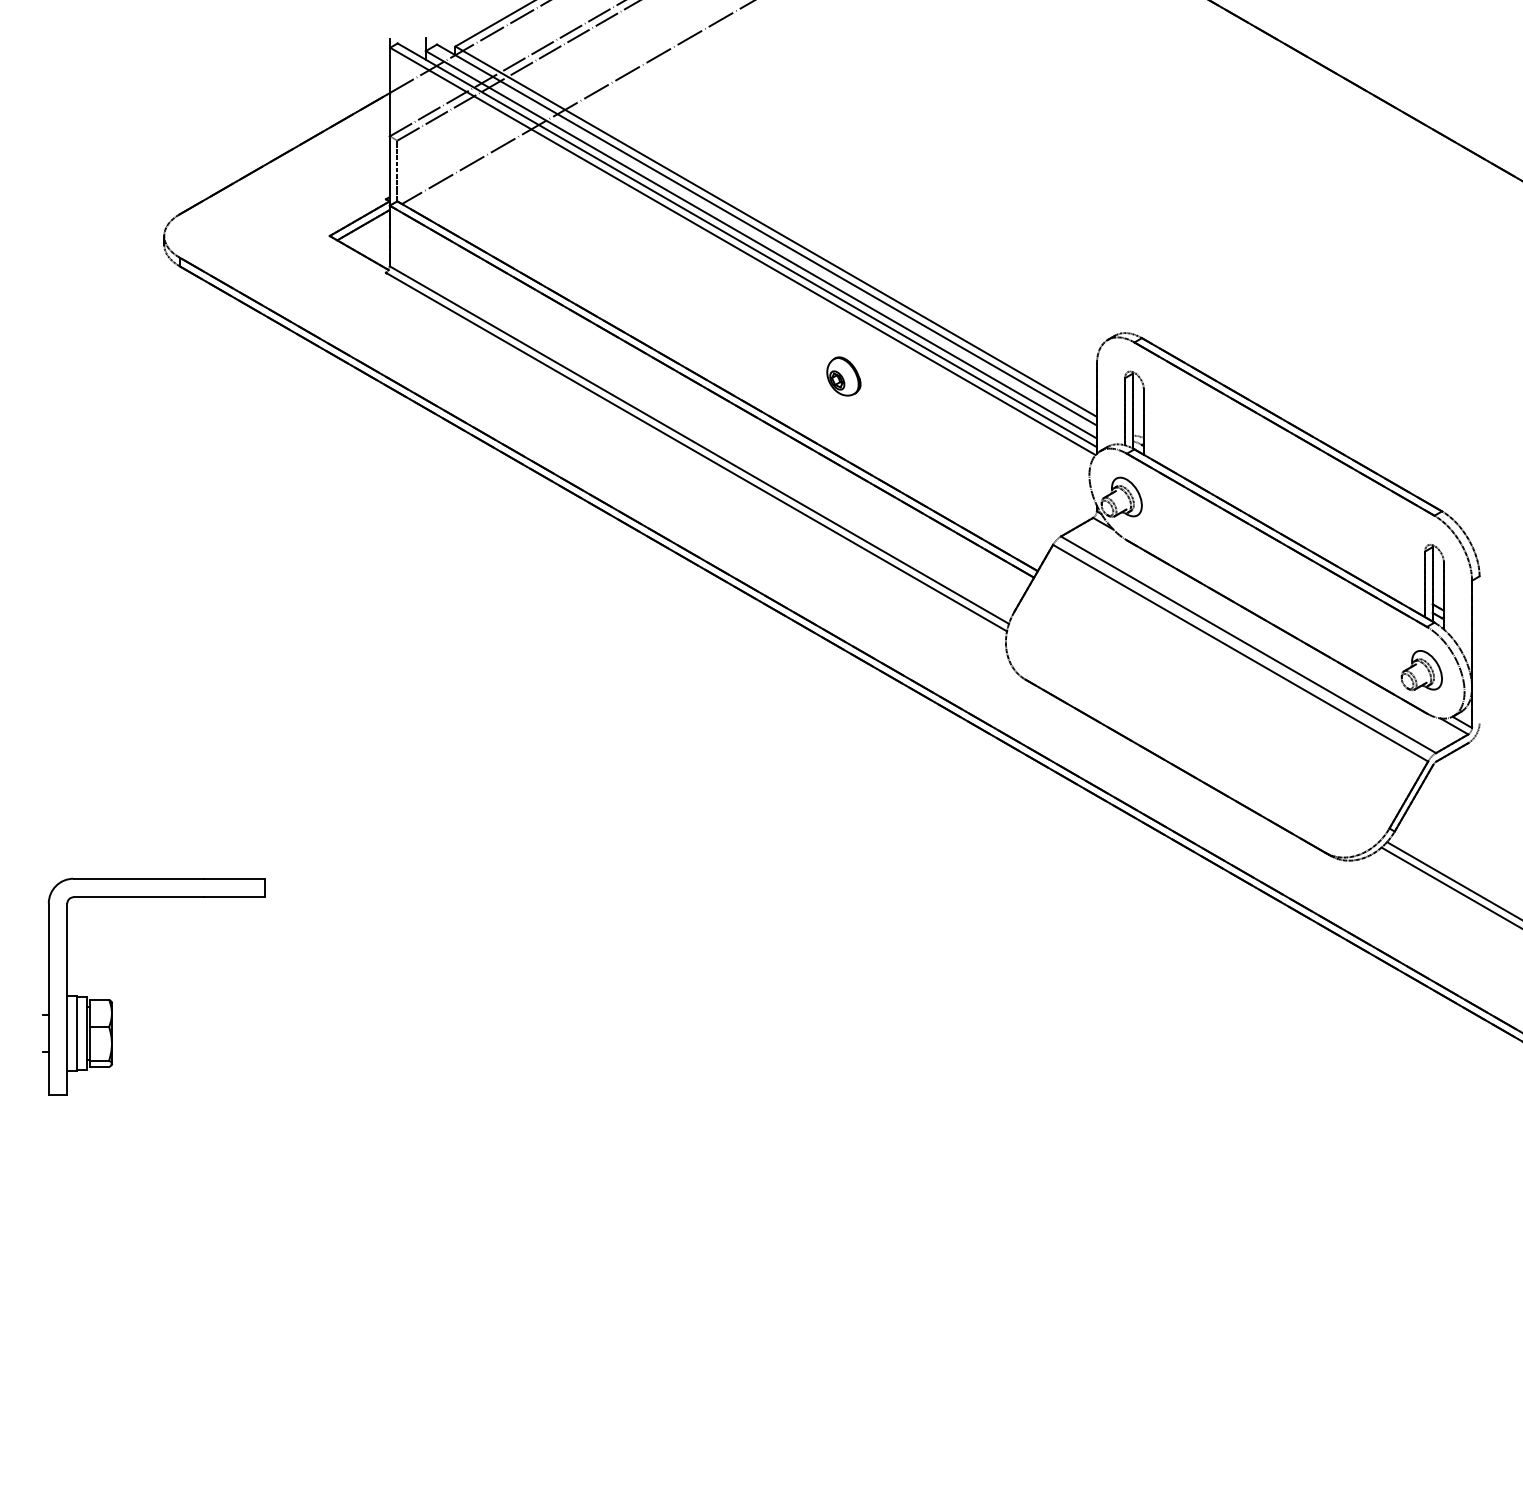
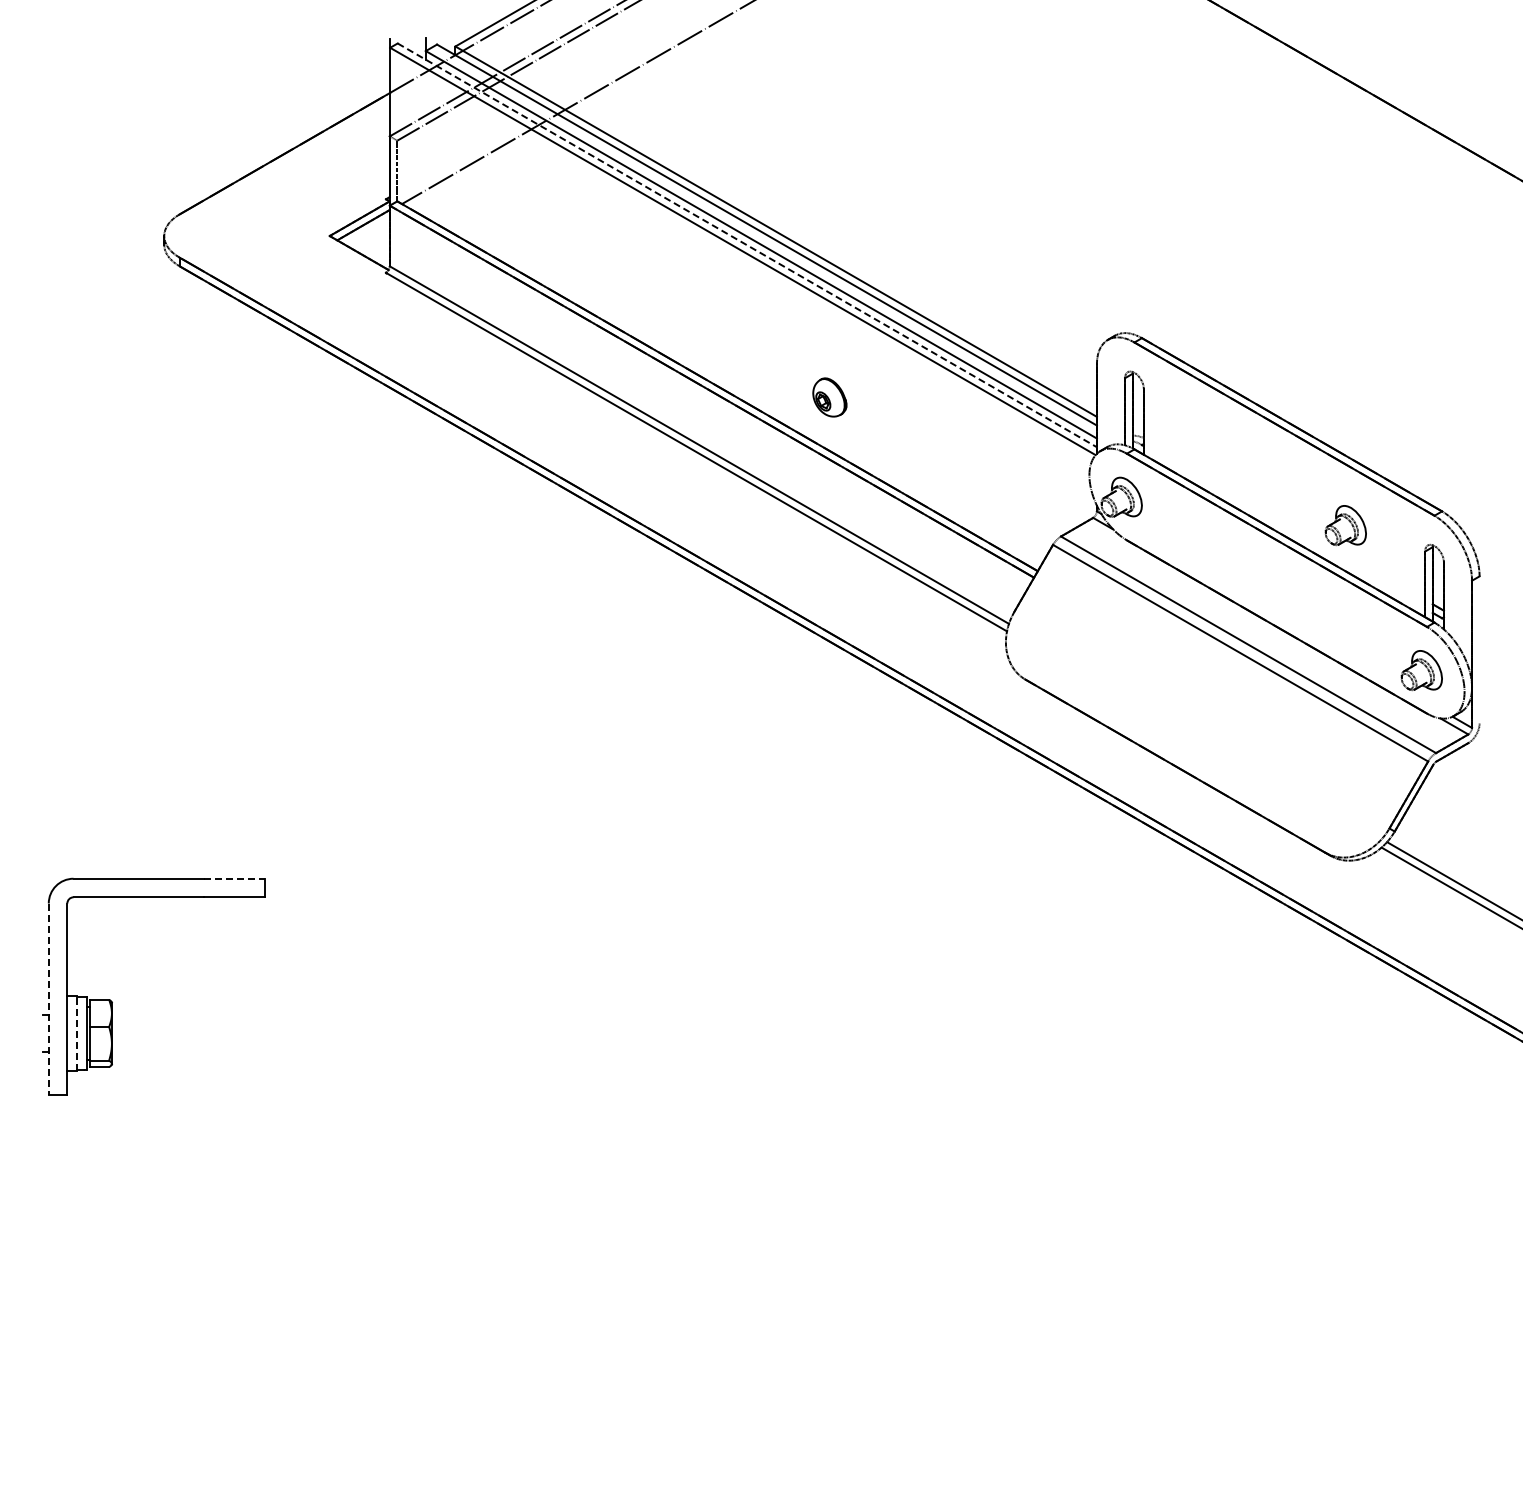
line: solid -> dashed (747, 245)
part position: (843, 376) -> (829, 397) (829, 397)
part: none -> present (1345, 525)
line: solid -> dashed (234, 878)
line: solid -> dashed (48, 999)
line: solid -> dashed (77, 1032)
